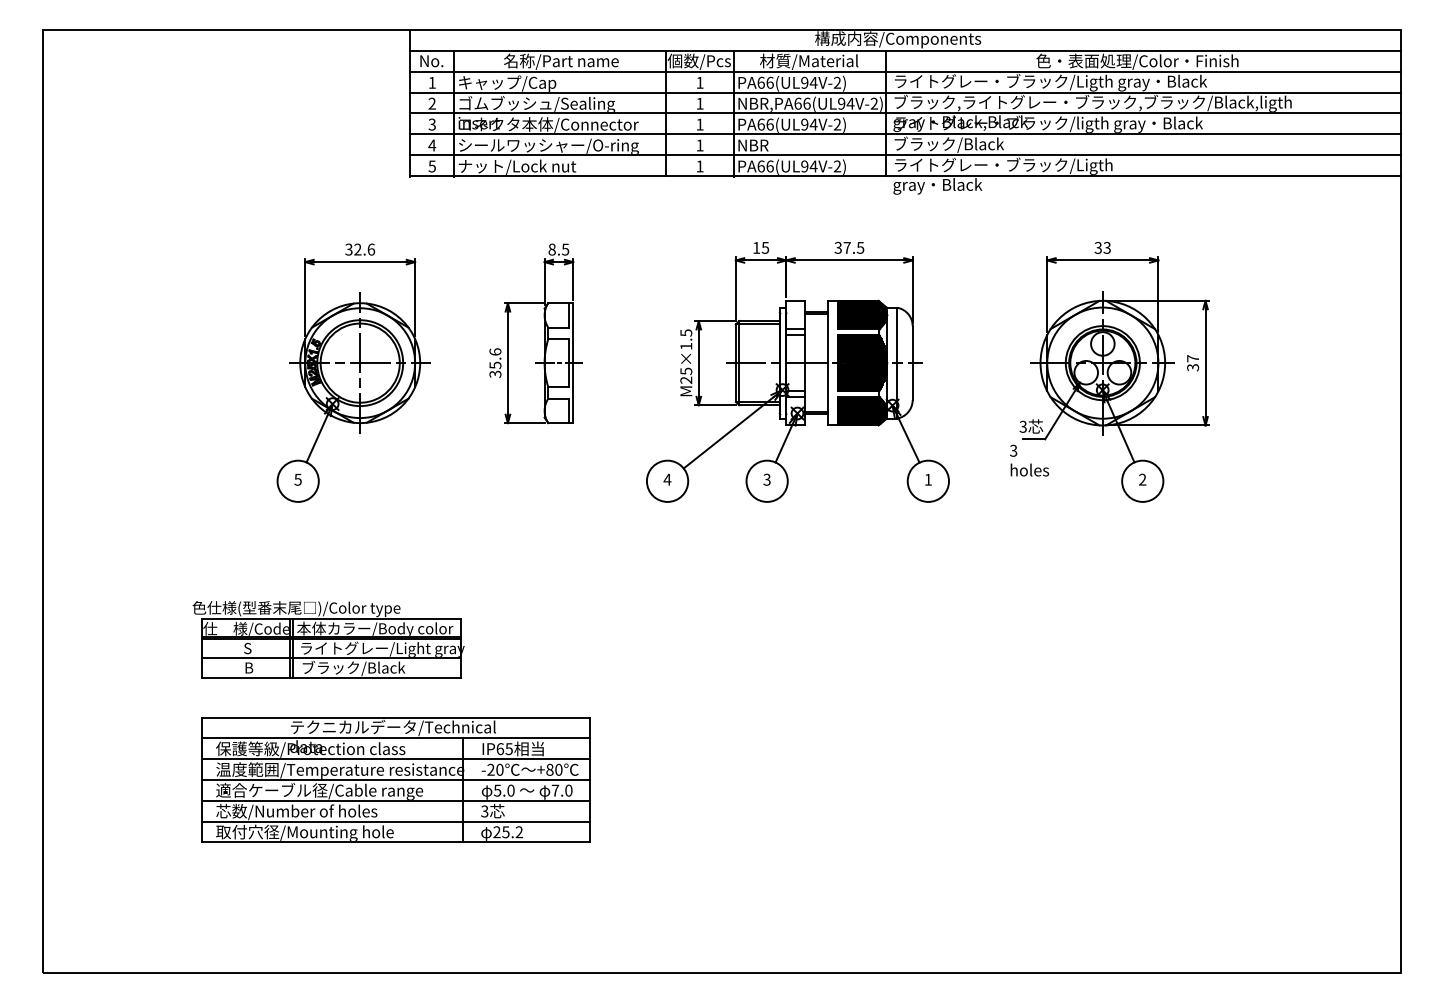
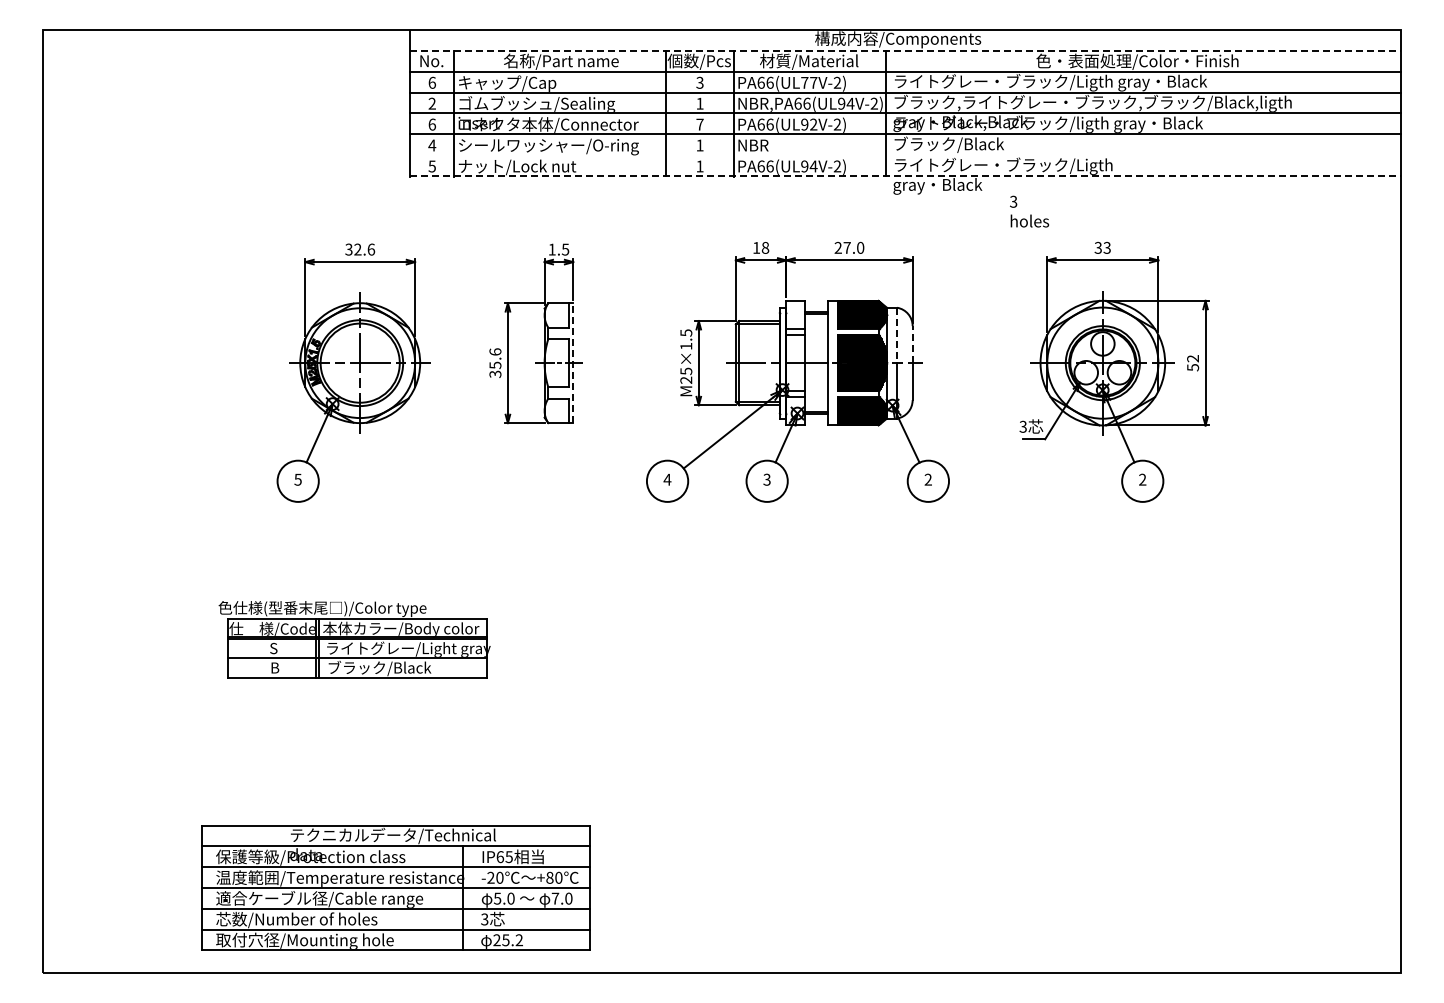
line: solid -> dashed (906, 50)
text: 1 -> 6 (431, 82)
text: 1 -> 3 (699, 82)
text: PA66(UL94V-2) -> PA66(UL77V-2) (809, 82)
text: 3 -> 6 (431, 124)
text: 1 -> 7 (699, 124)
text: PA66(UL94V-2) -> PA66(UL92V-2) (813, 124)
line: present -> none (905, 155)
line: solid -> dashed (906, 176)
text: 15 -> 18 (765, 247)
text: 37.5 -> 27.0 (849, 247)
text: 8.5 -> 1.5 (551, 249)
line: solid -> dashed (897, 335)
line: solid -> dashed (912, 344)
text: 37 -> 52 (1192, 362)
line: solid -> dashed (573, 363)
text position: (1029, 460) -> (1029, 211) (1029, 211)
text: 1 -> 2 (927, 479)
part position: (328, 639) -> (354, 639) (354, 639)
part position: (395, 779) -> (395, 887) (395, 887)
